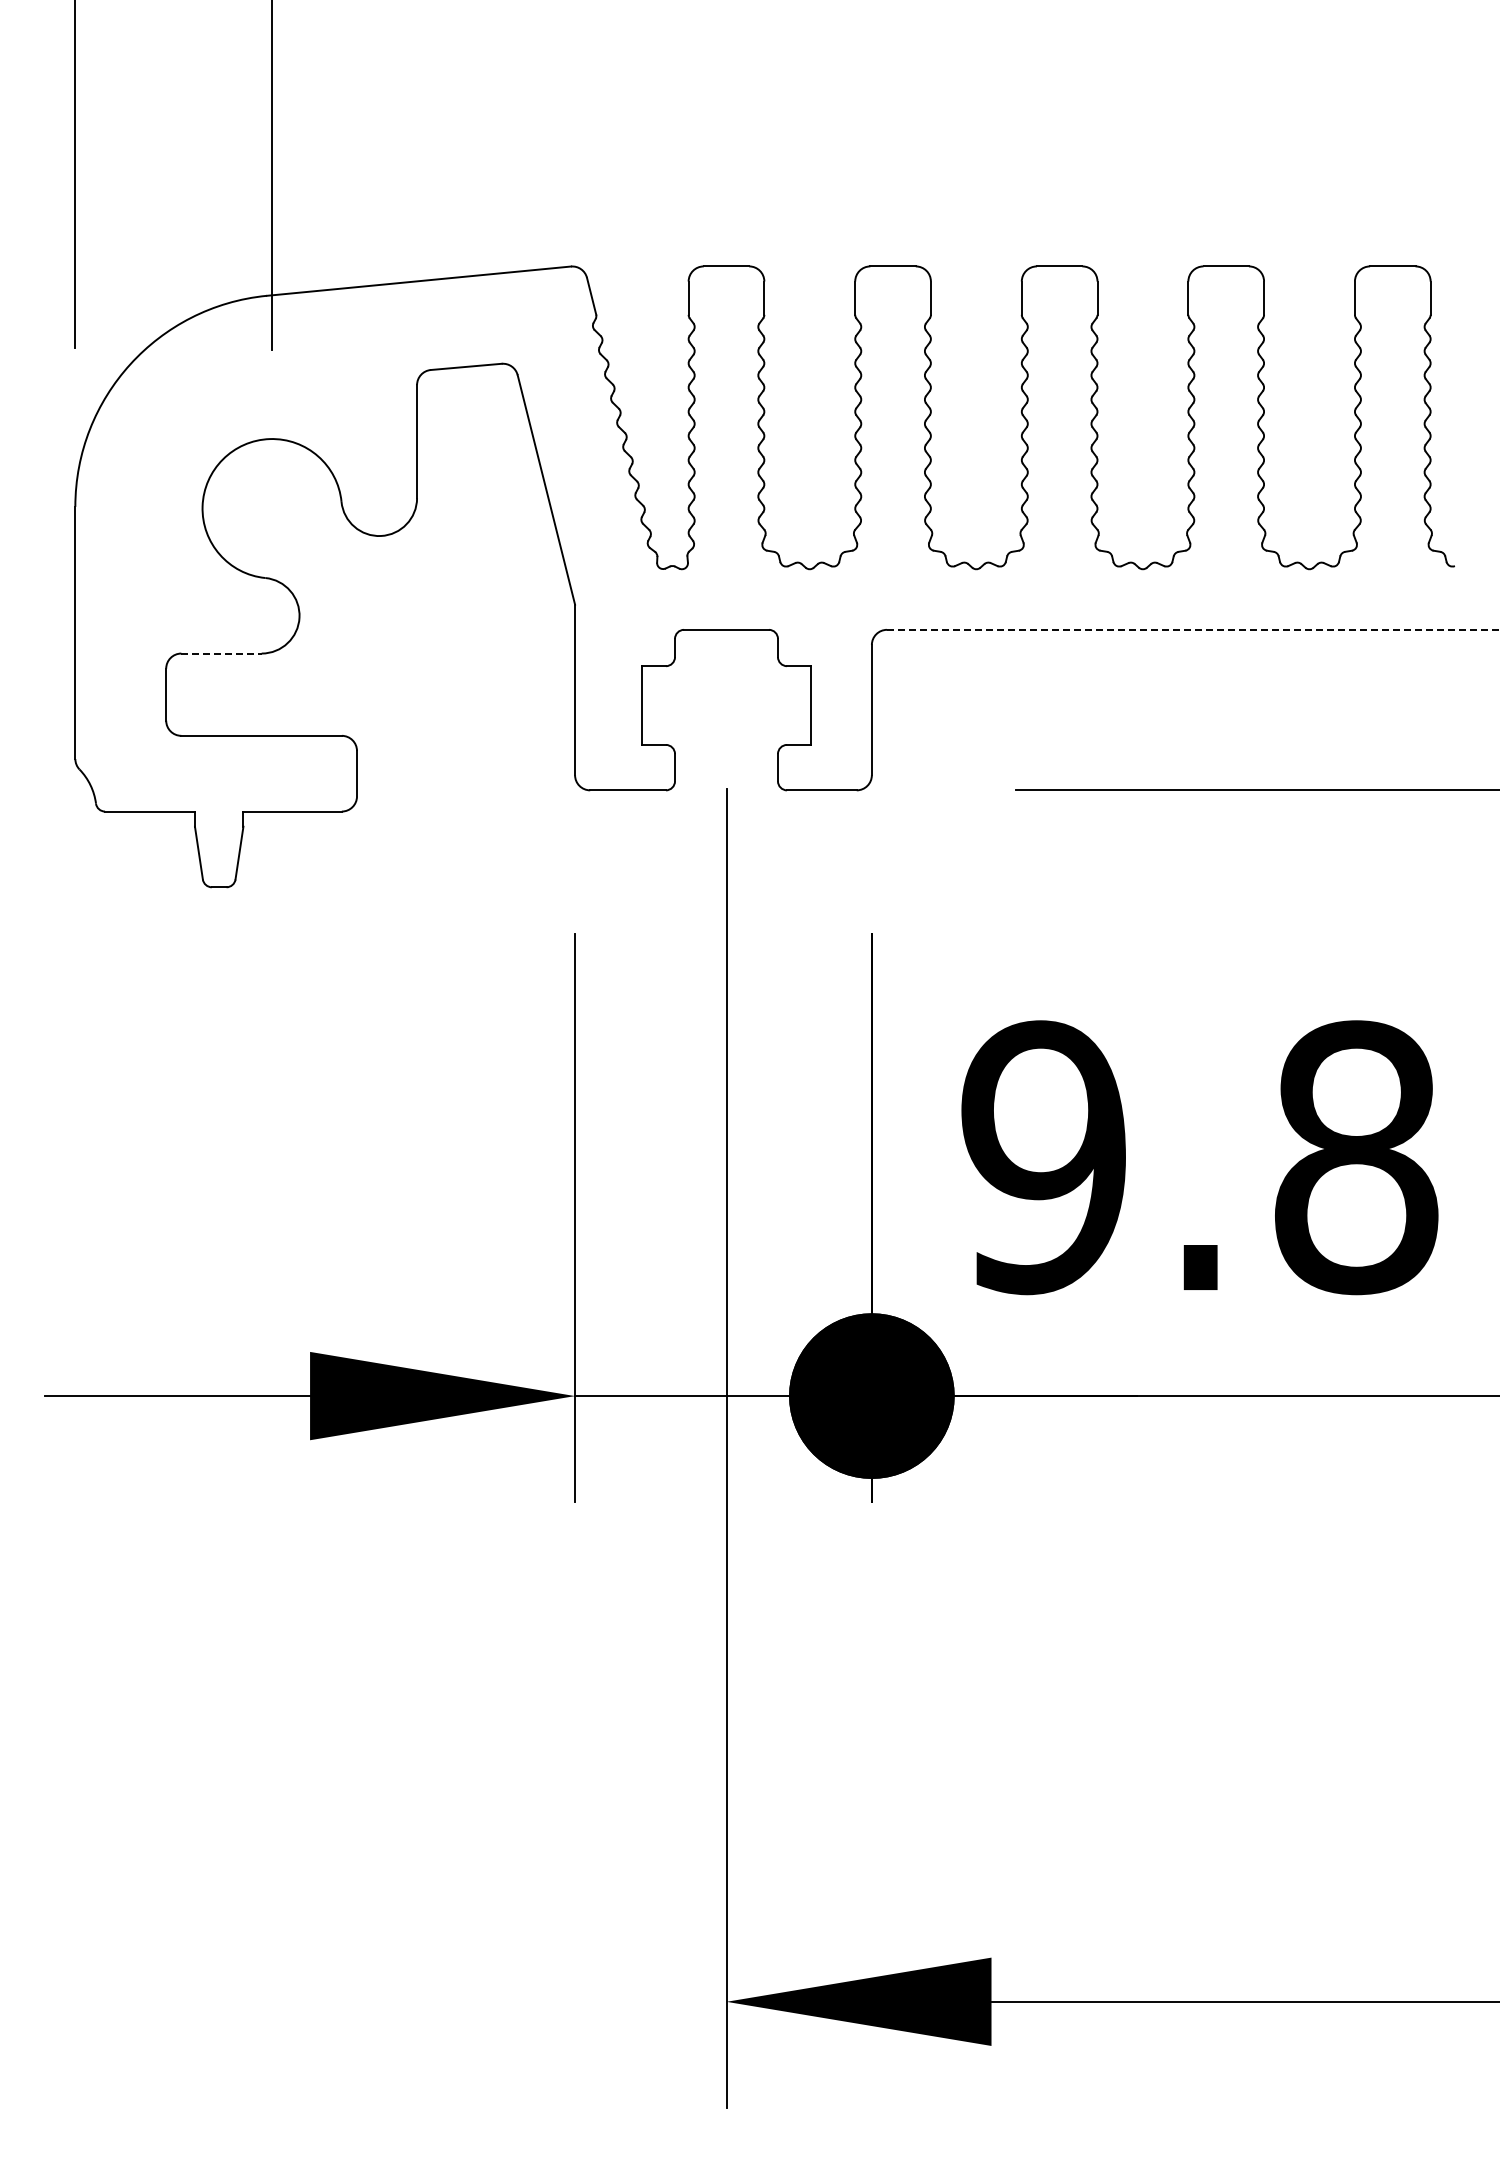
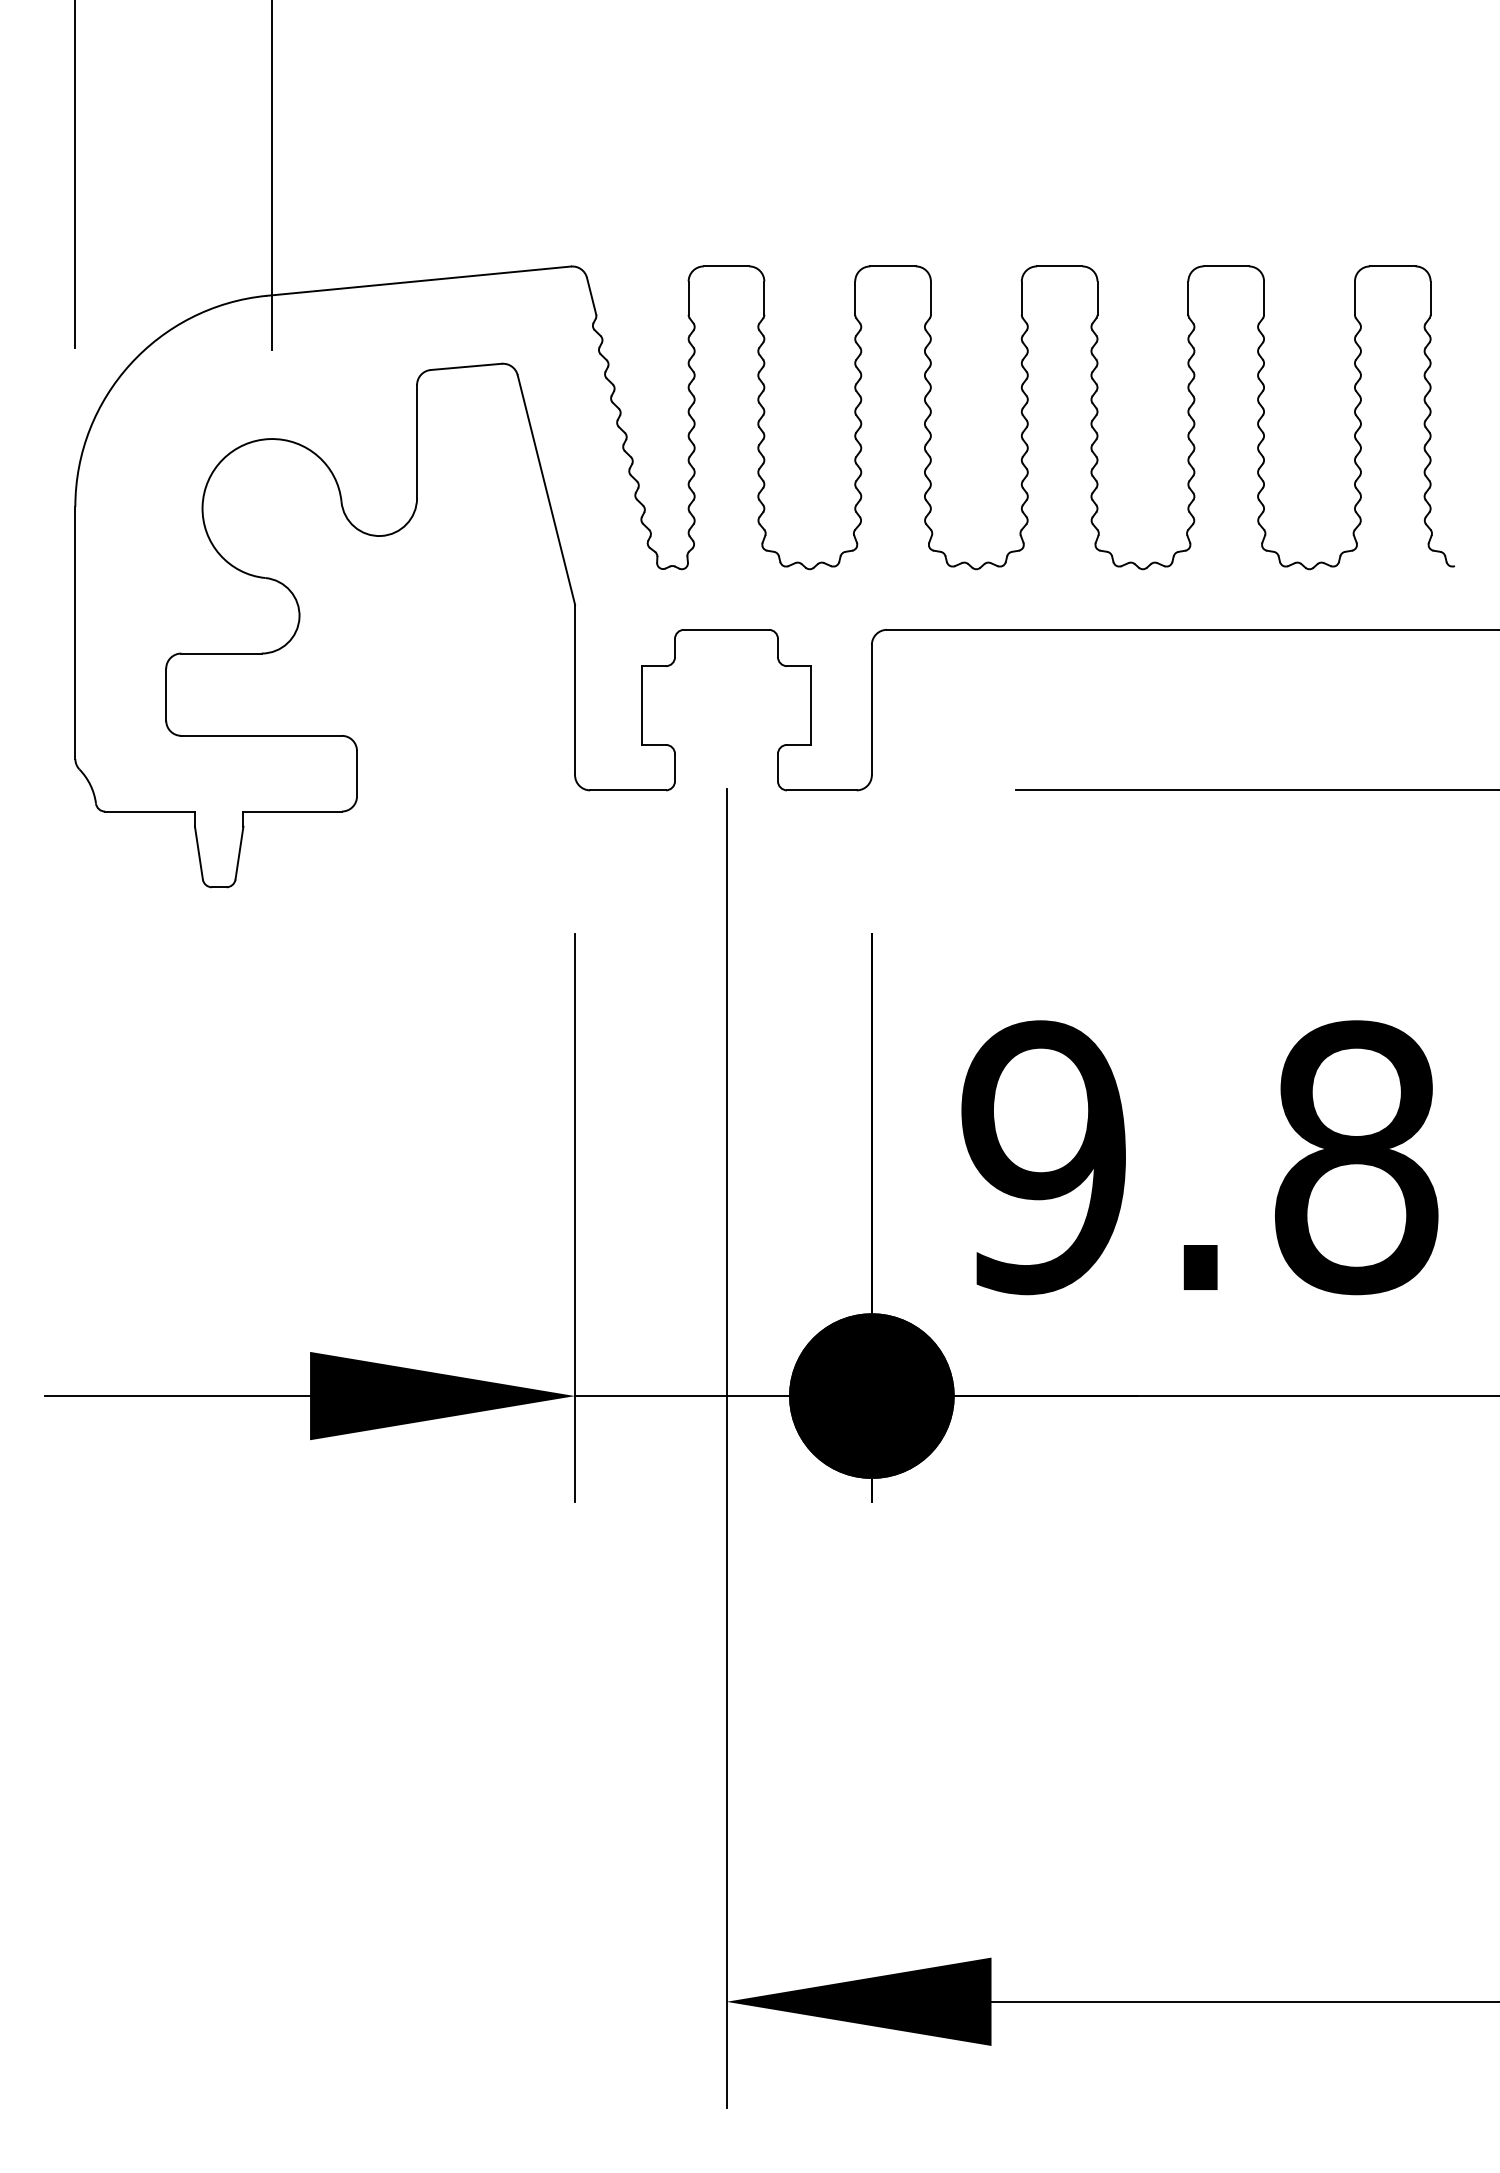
line: dashed -> solid (1193, 629)
line: dashed -> solid (222, 653)
